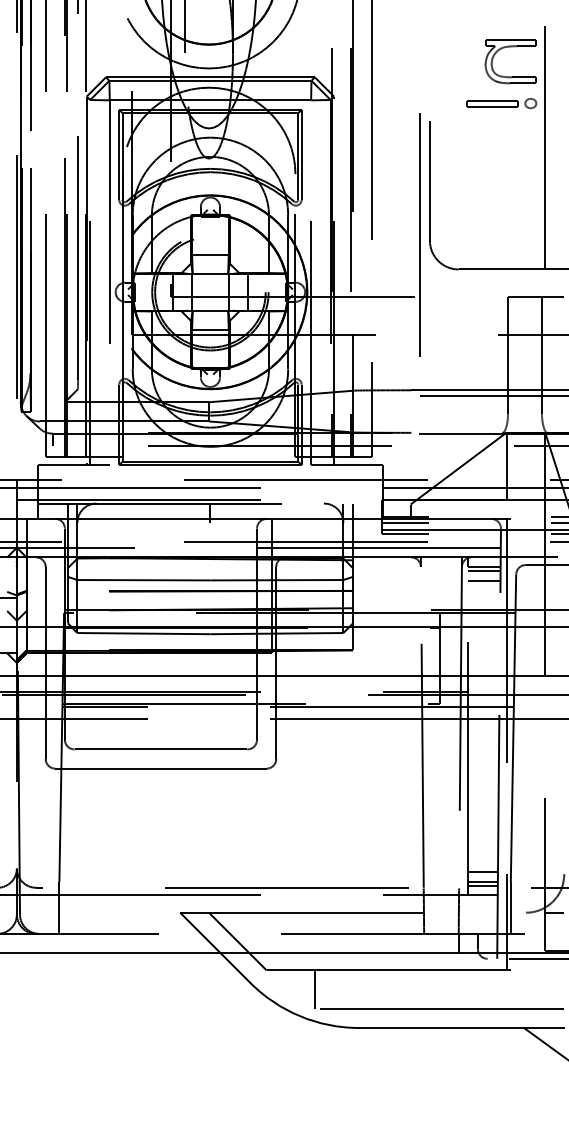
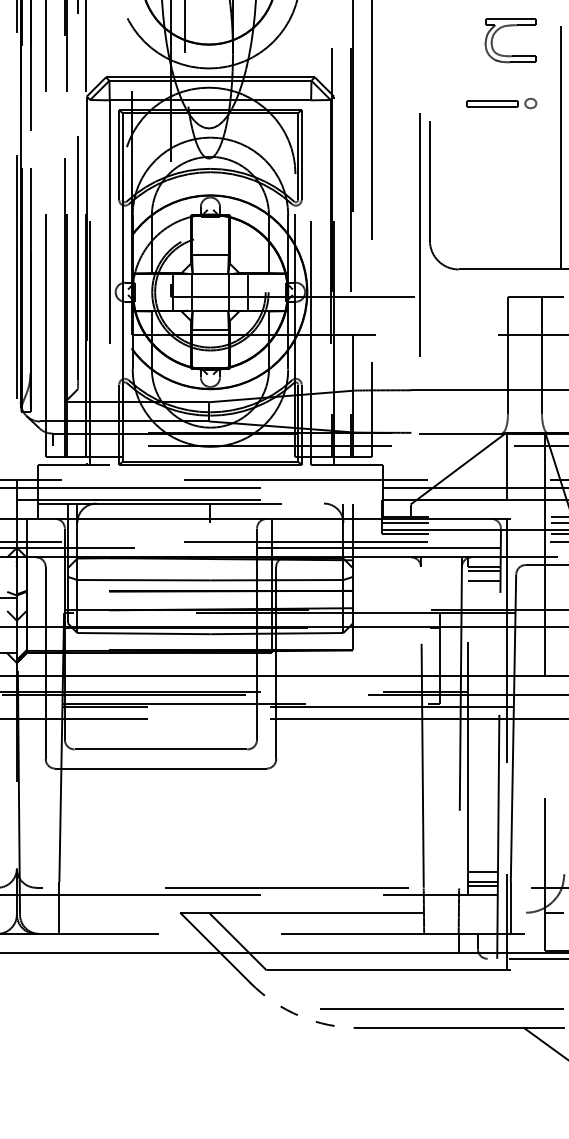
part position: (510, 47) -> (510, 26) (510, 26)
line position: (545, 135) -> (561, 135) (561, 135)
line: present -> none (492, 396)
line: present -> none (314, 989)
arc: solid -> dashed (300, 1016)
